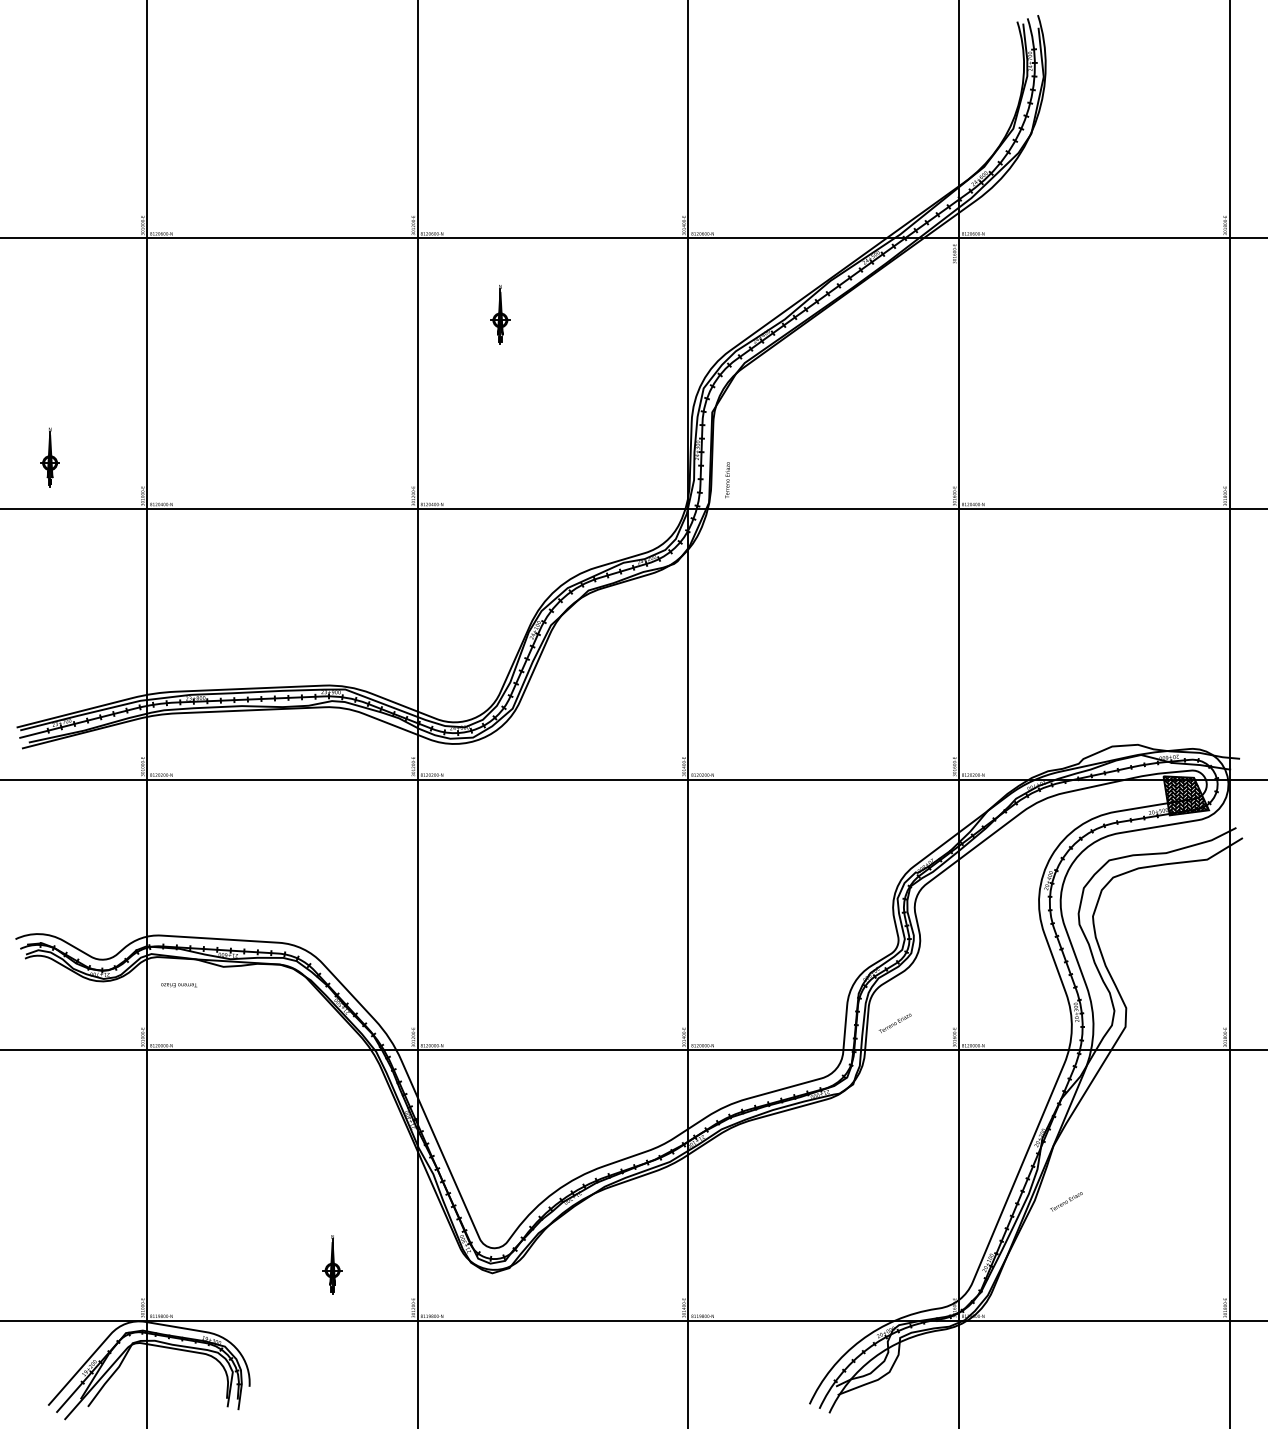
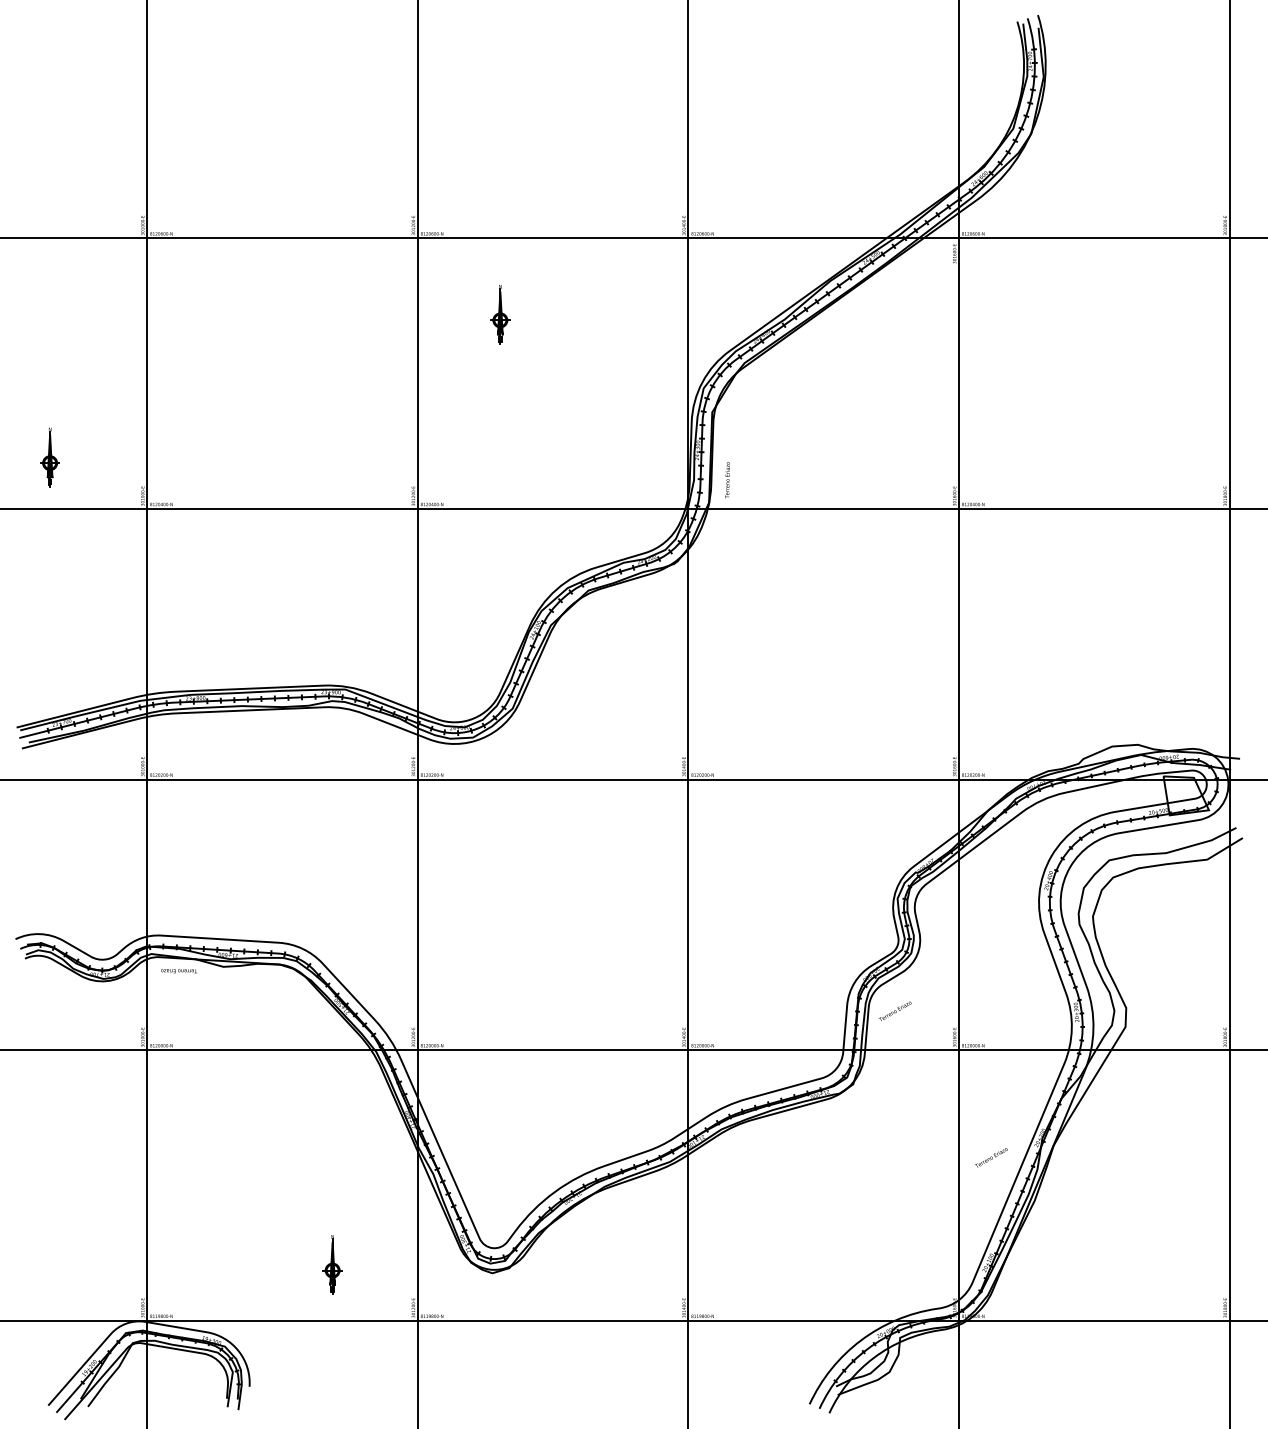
hatch: present -> none (1185, 795)
text position: (178, 985) -> (178, 971) (178, 971)
text position: (894, 1023) -> (894, 1011) (894, 1011)
text position: (1066, 1201) -> (991, 1157) (991, 1157)
